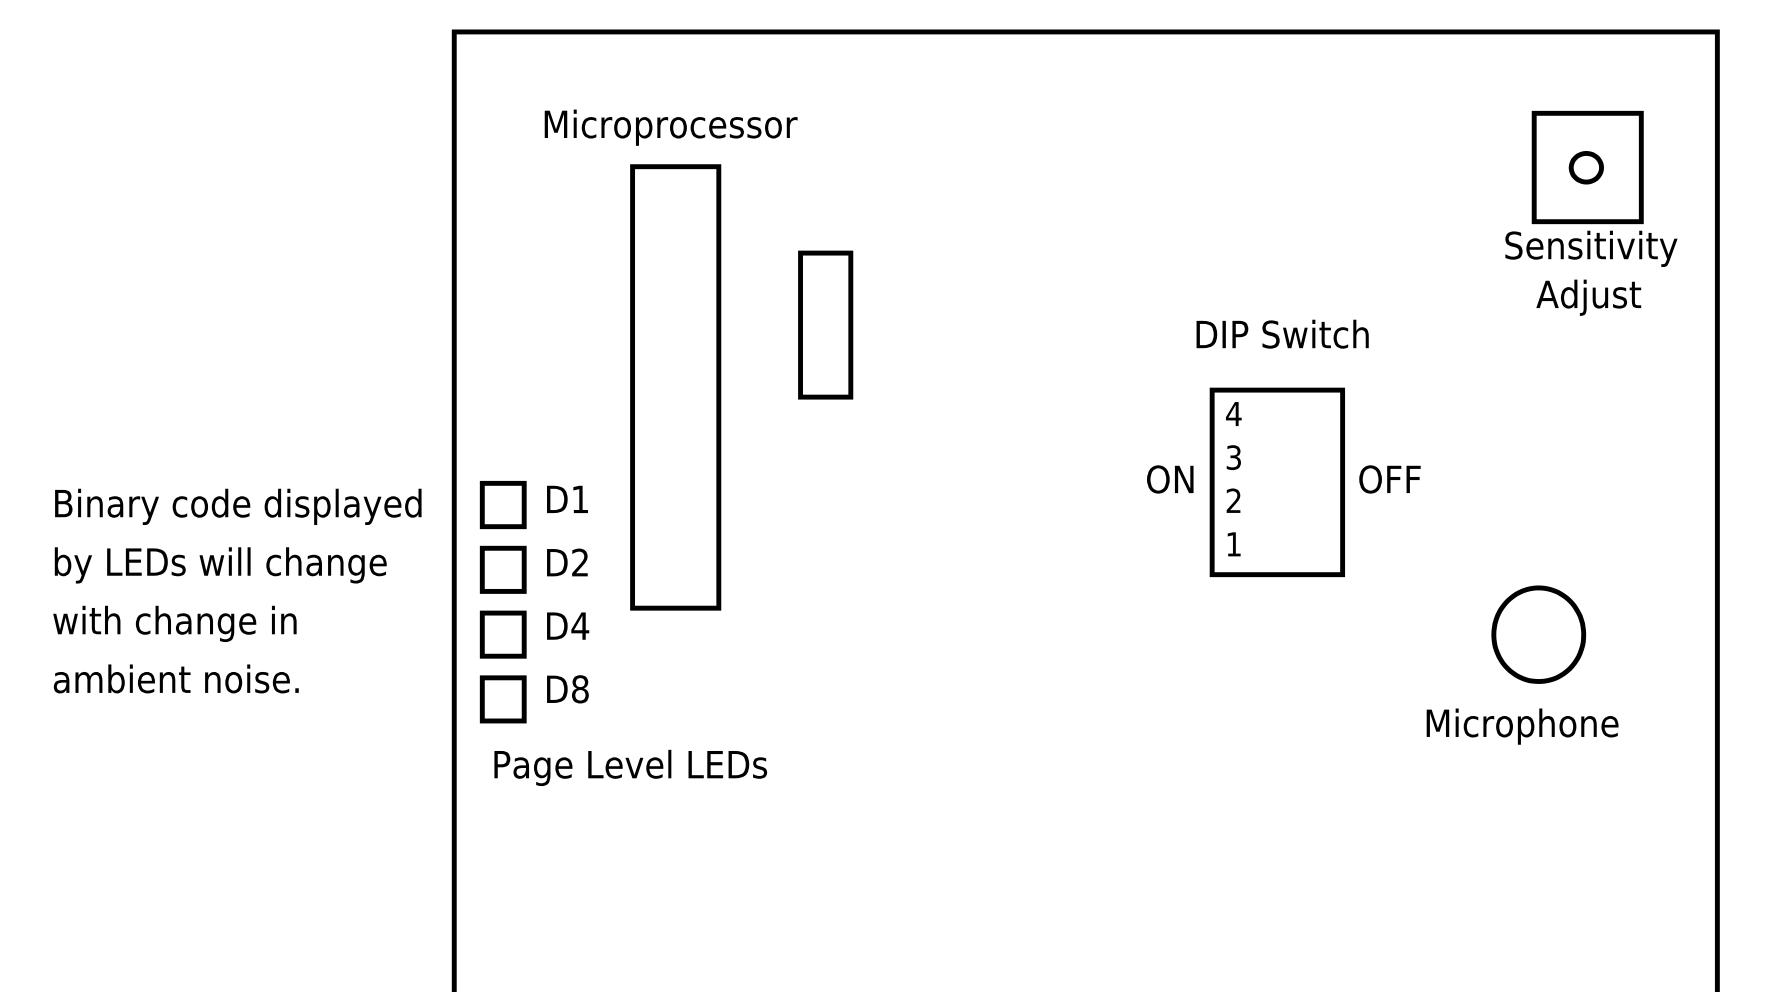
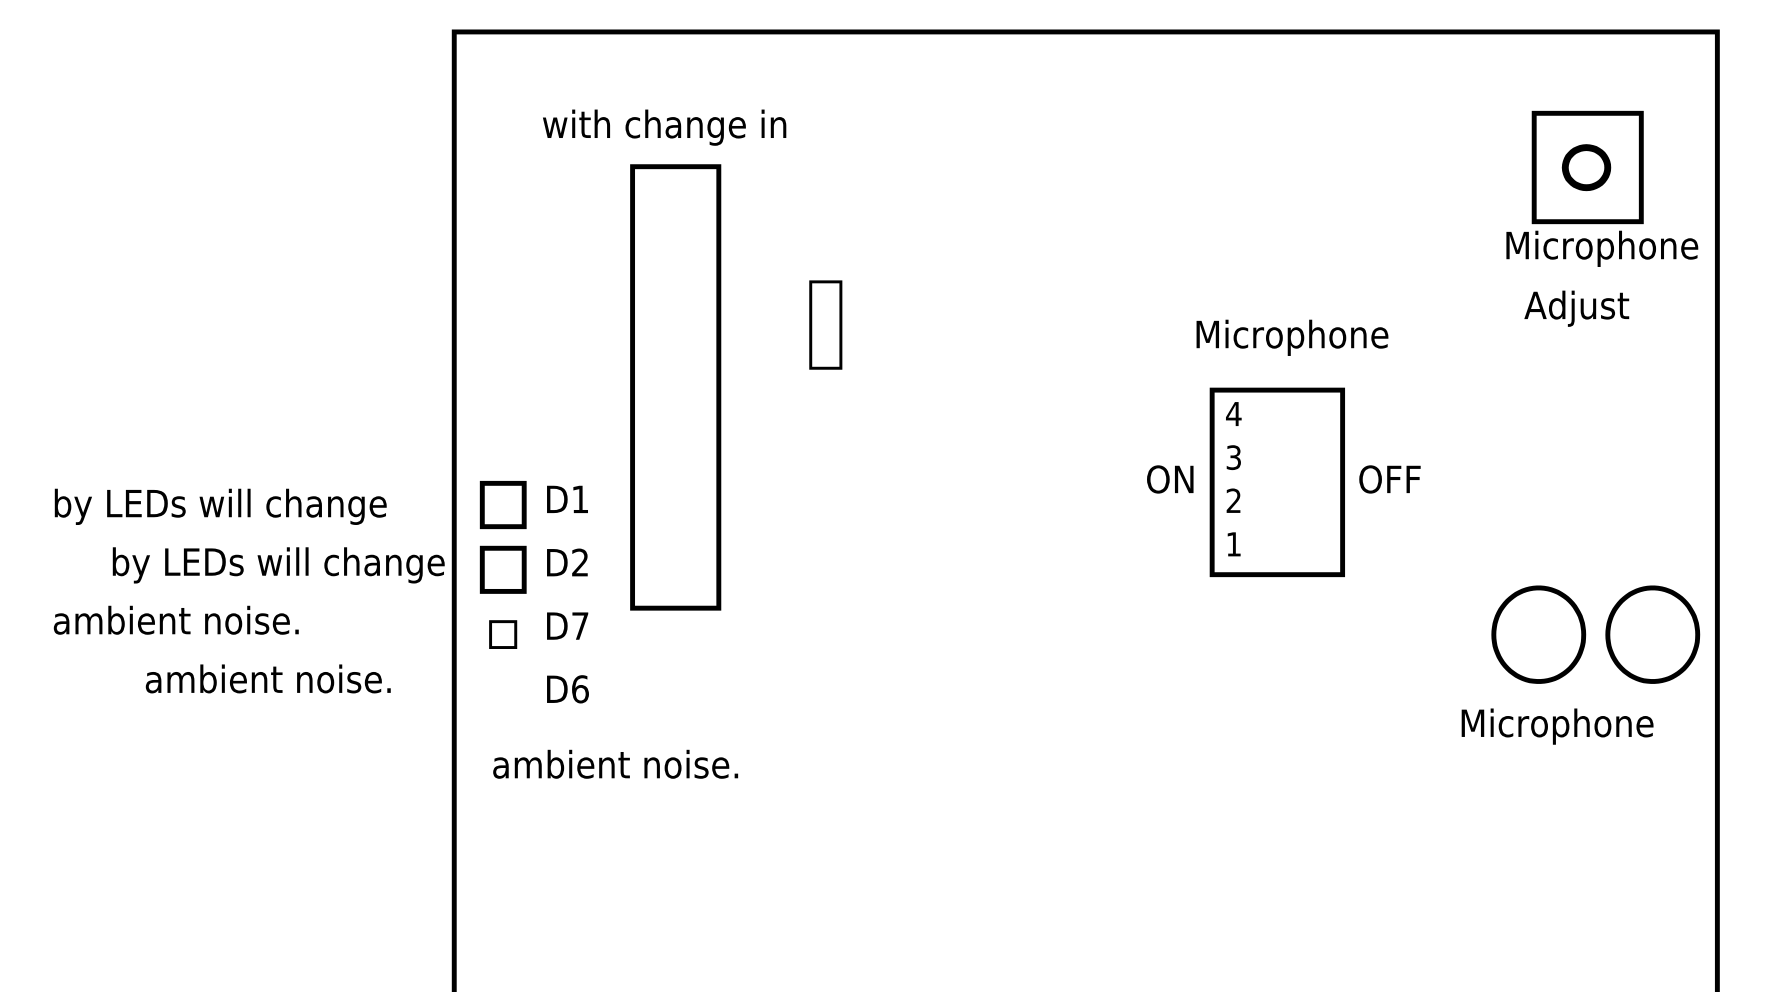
text: Microprocessor -> with change in (670, 127)
part size: 36x34 px -> 51x47 px (1586, 167)
text: Sensitivity -> Microphone (1601, 248)
text position: (1588, 297) -> (1576, 308) (1576, 308)
part size: 56x150 px -> 34x90 px (825, 324)
text: DIP Switch -> Microphone (1293, 337)
text: Binary code displayed -> by LEDs will change (237, 506)
text position: (220, 565) -> (278, 565) (278, 565)
text: with change in -> ambient noise. (175, 623)
text: D4 -> D7 (580, 625)
part size: 48x49 px -> 29x29 px (503, 634)
part: none -> present (1652, 634)
text position: (175, 678) -> (267, 678) (267, 678)
text: D8 -> D6 (580, 689)
part: present -> none (502, 699)
text position: (1522, 726) -> (1557, 726) (1557, 726)
text: Page Level LEDs -> ambient noise. (630, 767)
